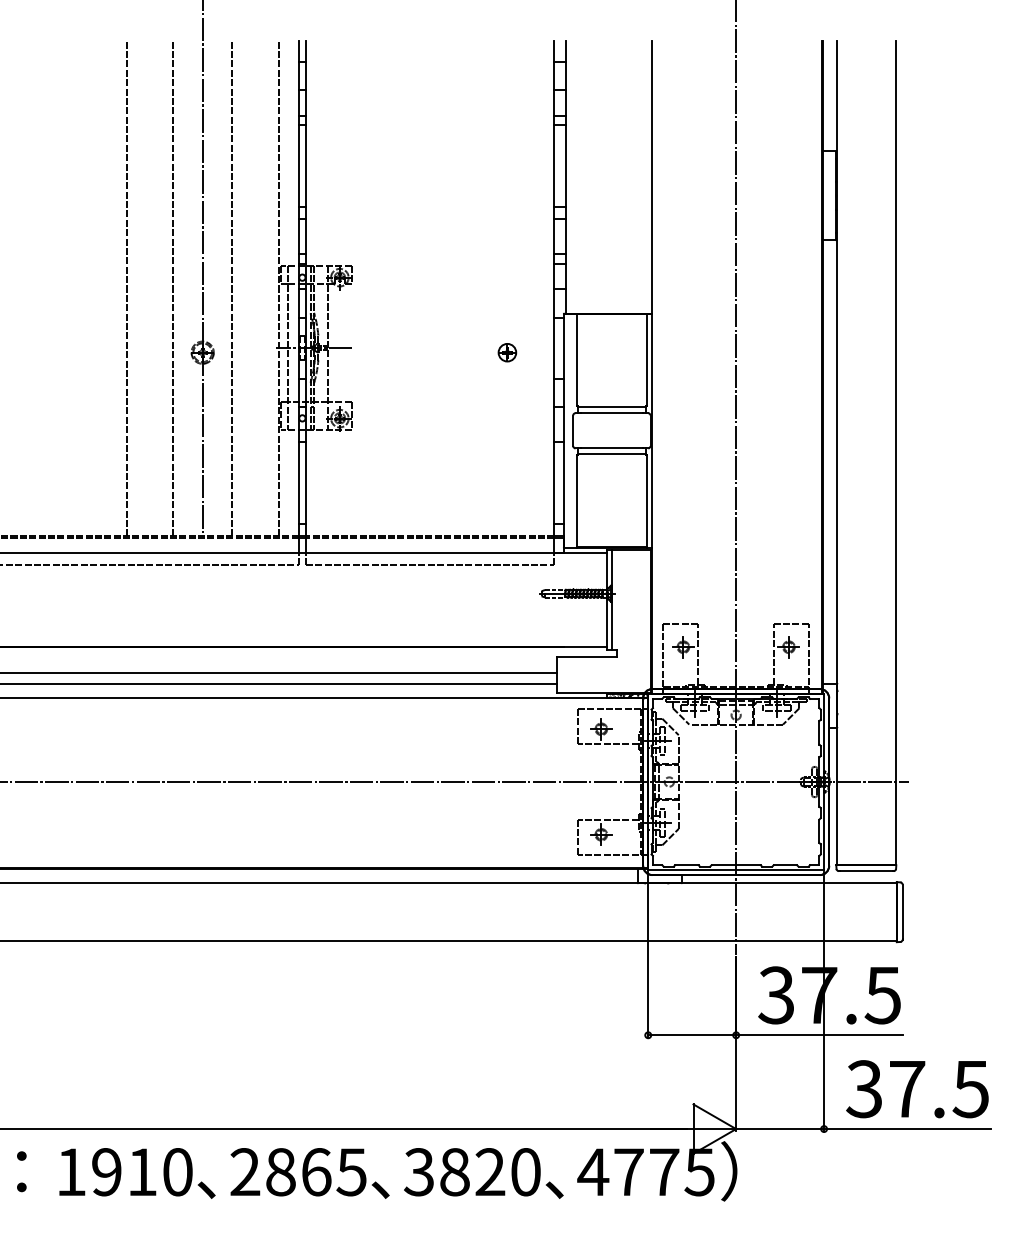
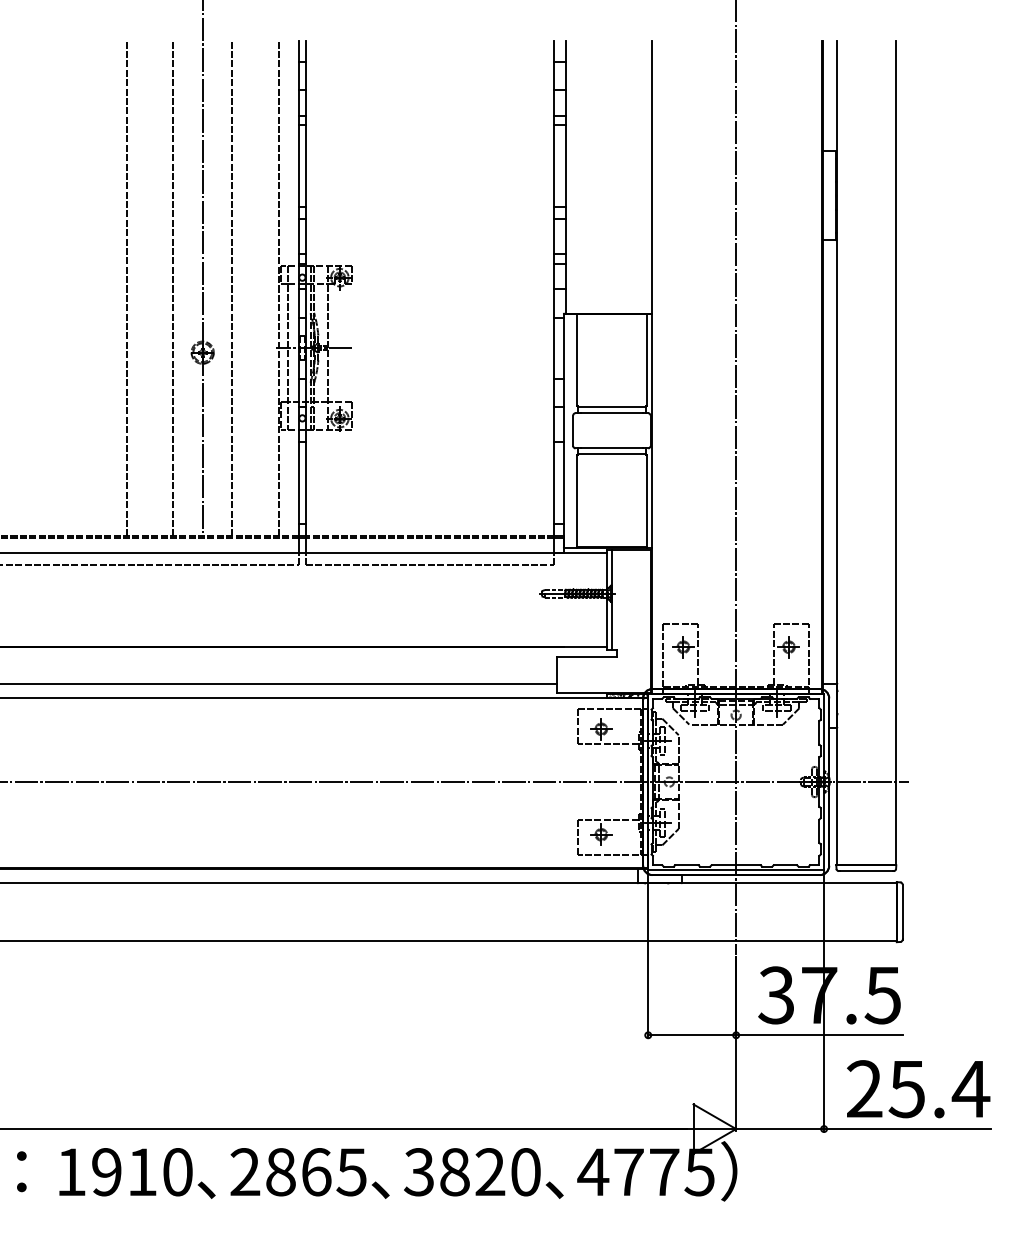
part: present -> none (507, 352)
line: present -> none (279, 672)
text: 37.5 -> 25.4 (918, 1089)
